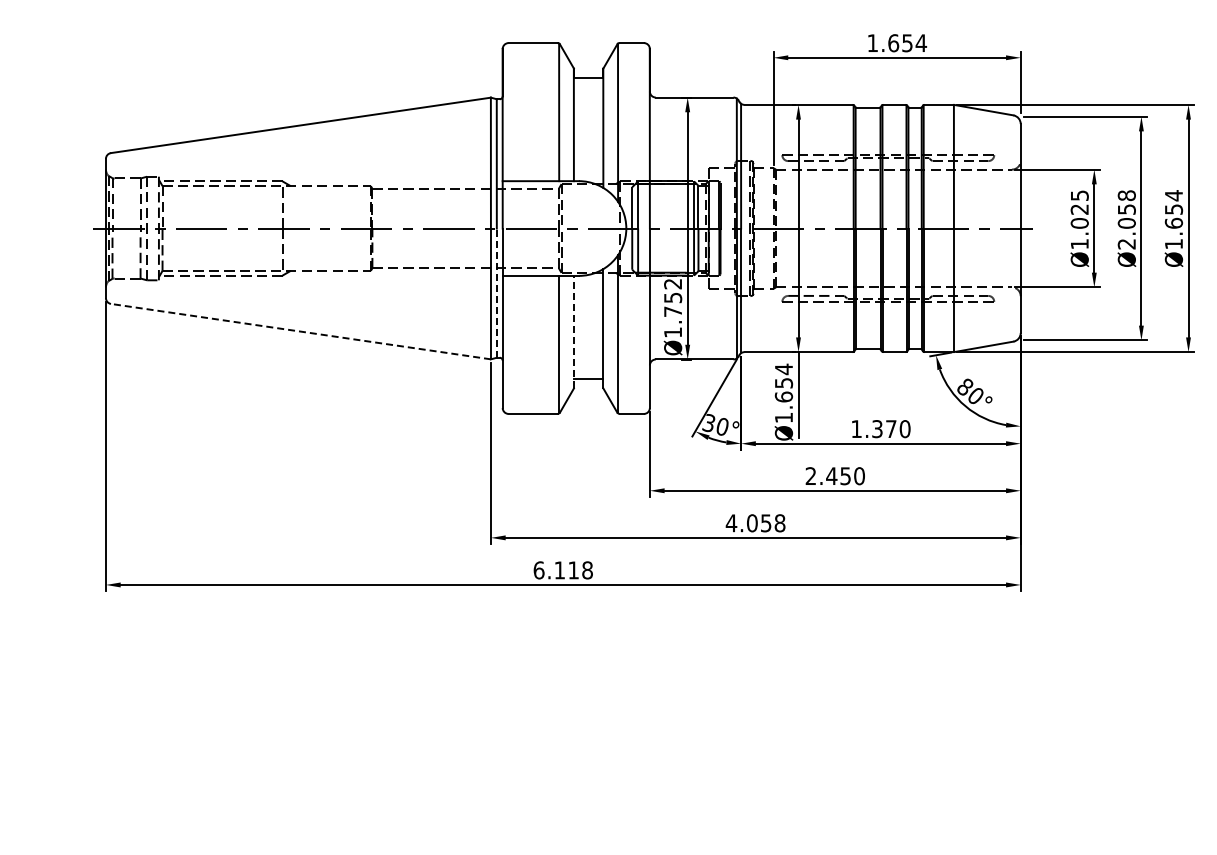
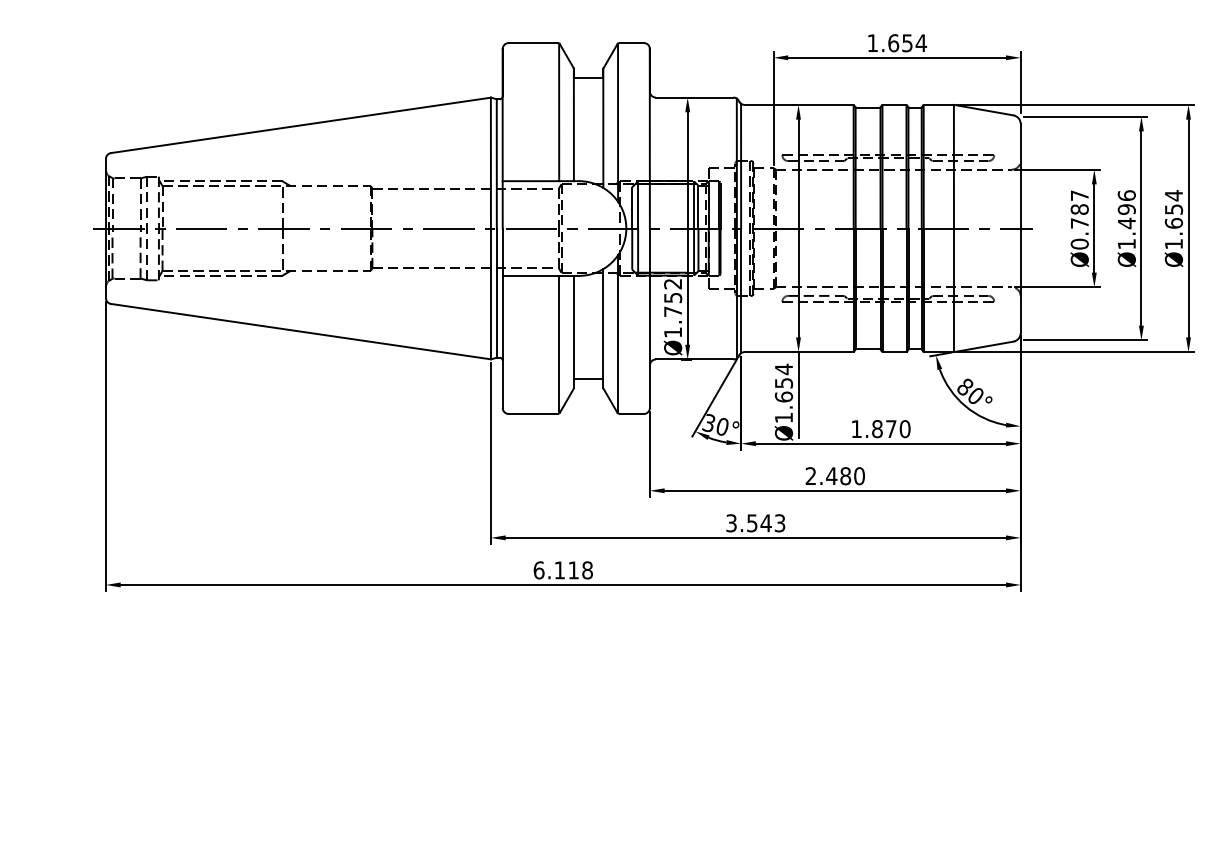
text: Ø1.025 -> Ø0.787 (1079, 219)
text: Ø2.058 -> Ø1.496 (1126, 219)
line: dashed -> solid (496, 293)
line: dashed -> solid (300, 331)
line: dashed -> solid (573, 331)
text: 1.370 -> 1.870 (877, 429)
text: 2.450 -> 2.480 (845, 476)
text: 4.058 -> 3.543 (755, 523)
